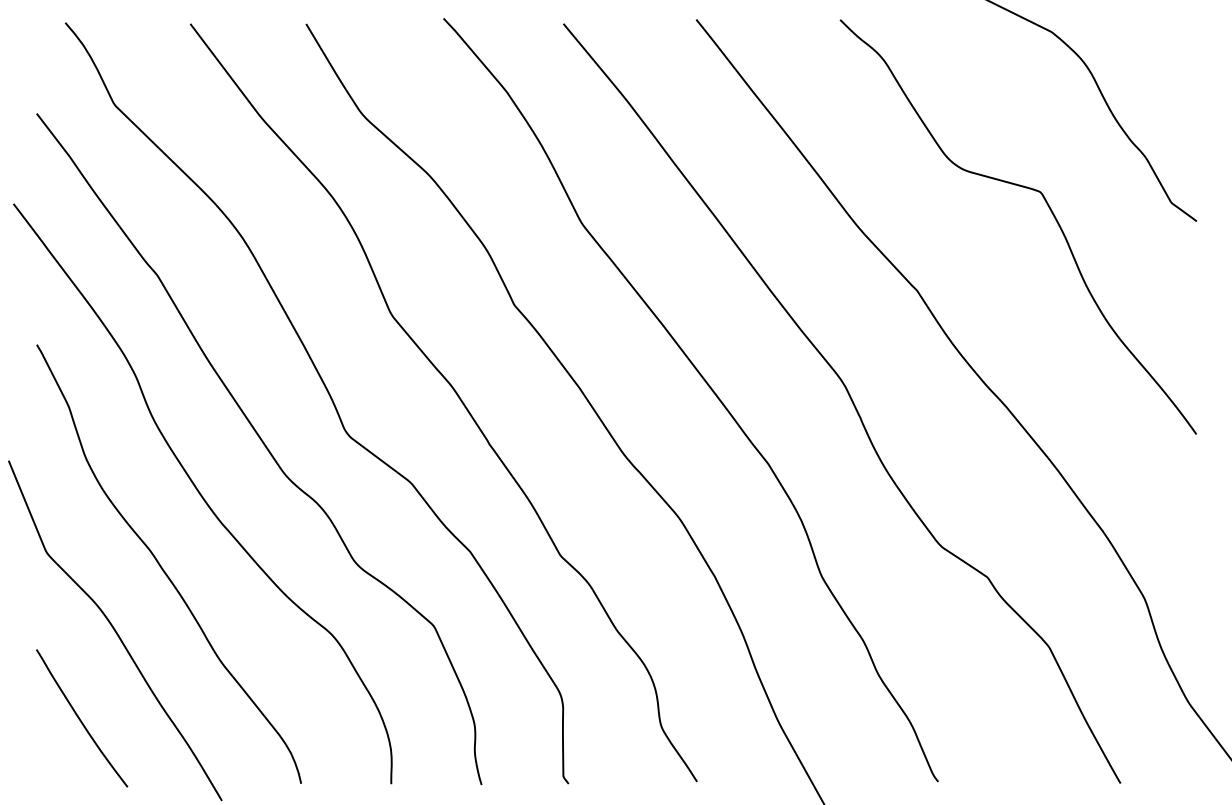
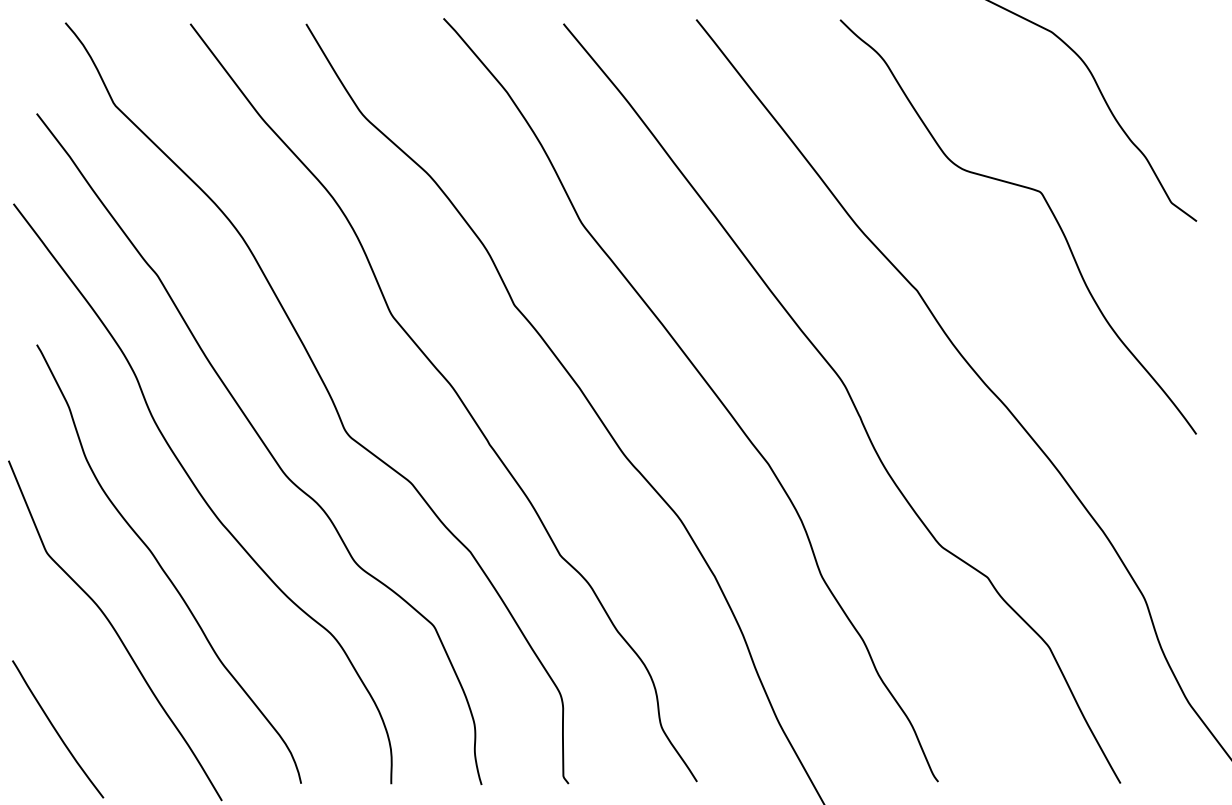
curve position: (80, 718) -> (56, 729) (56, 729)
